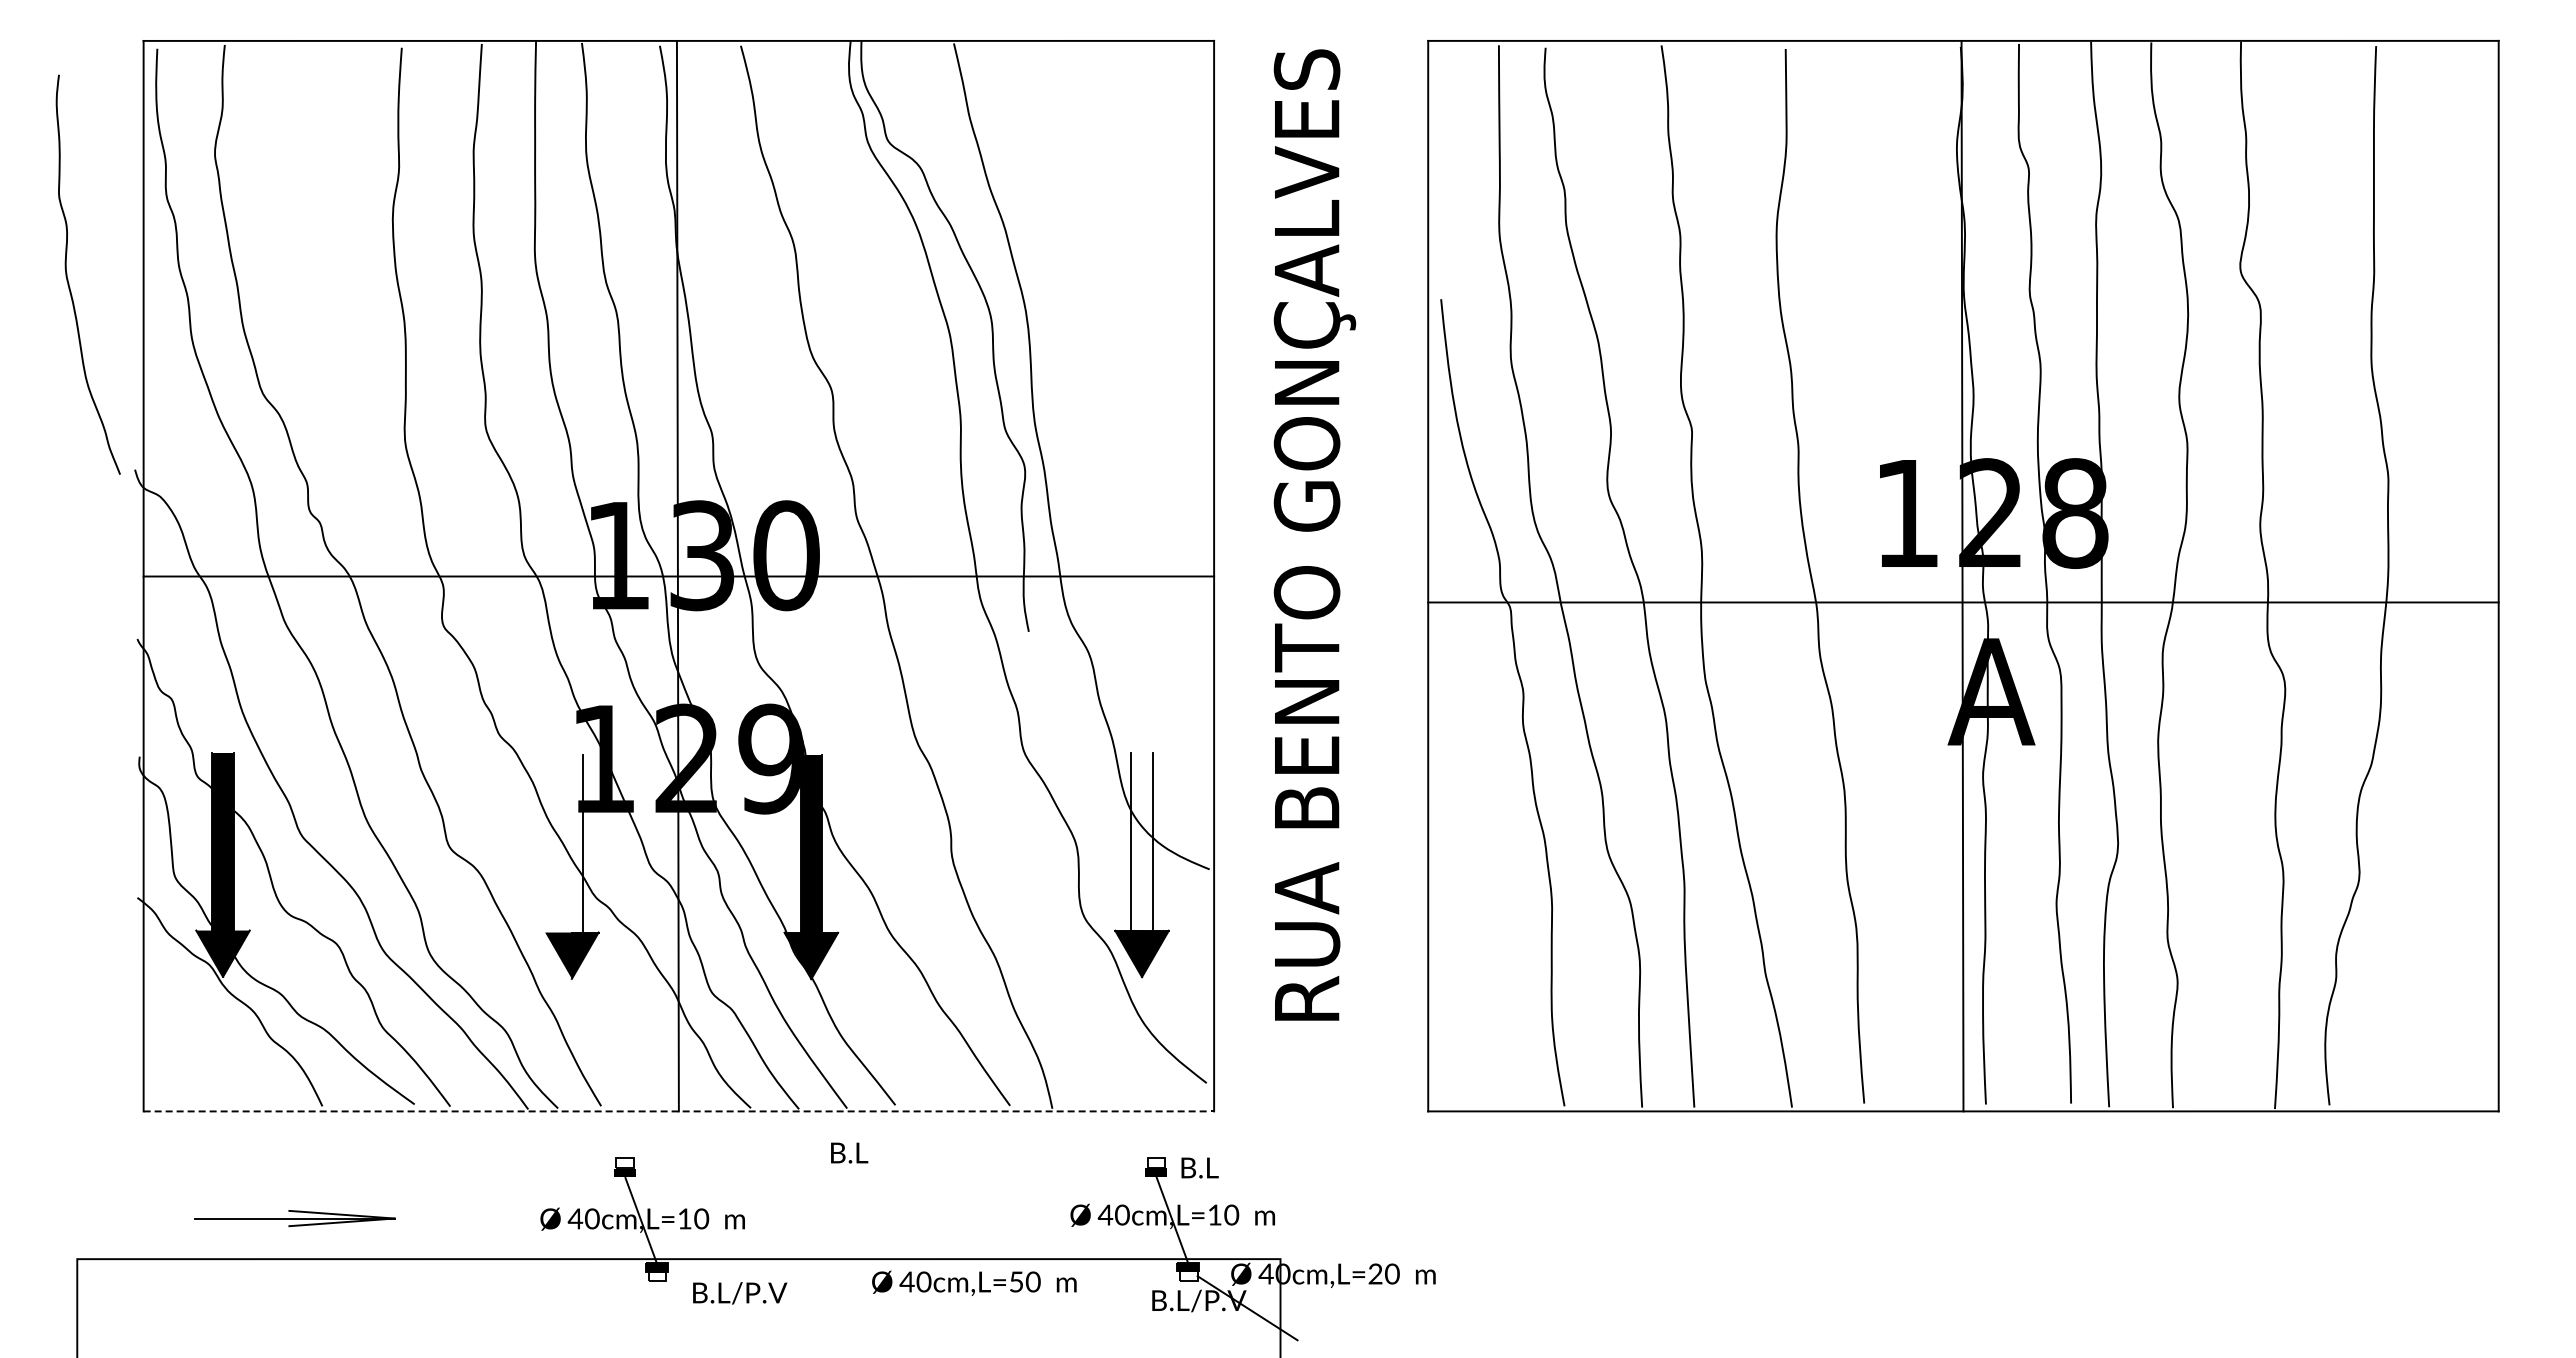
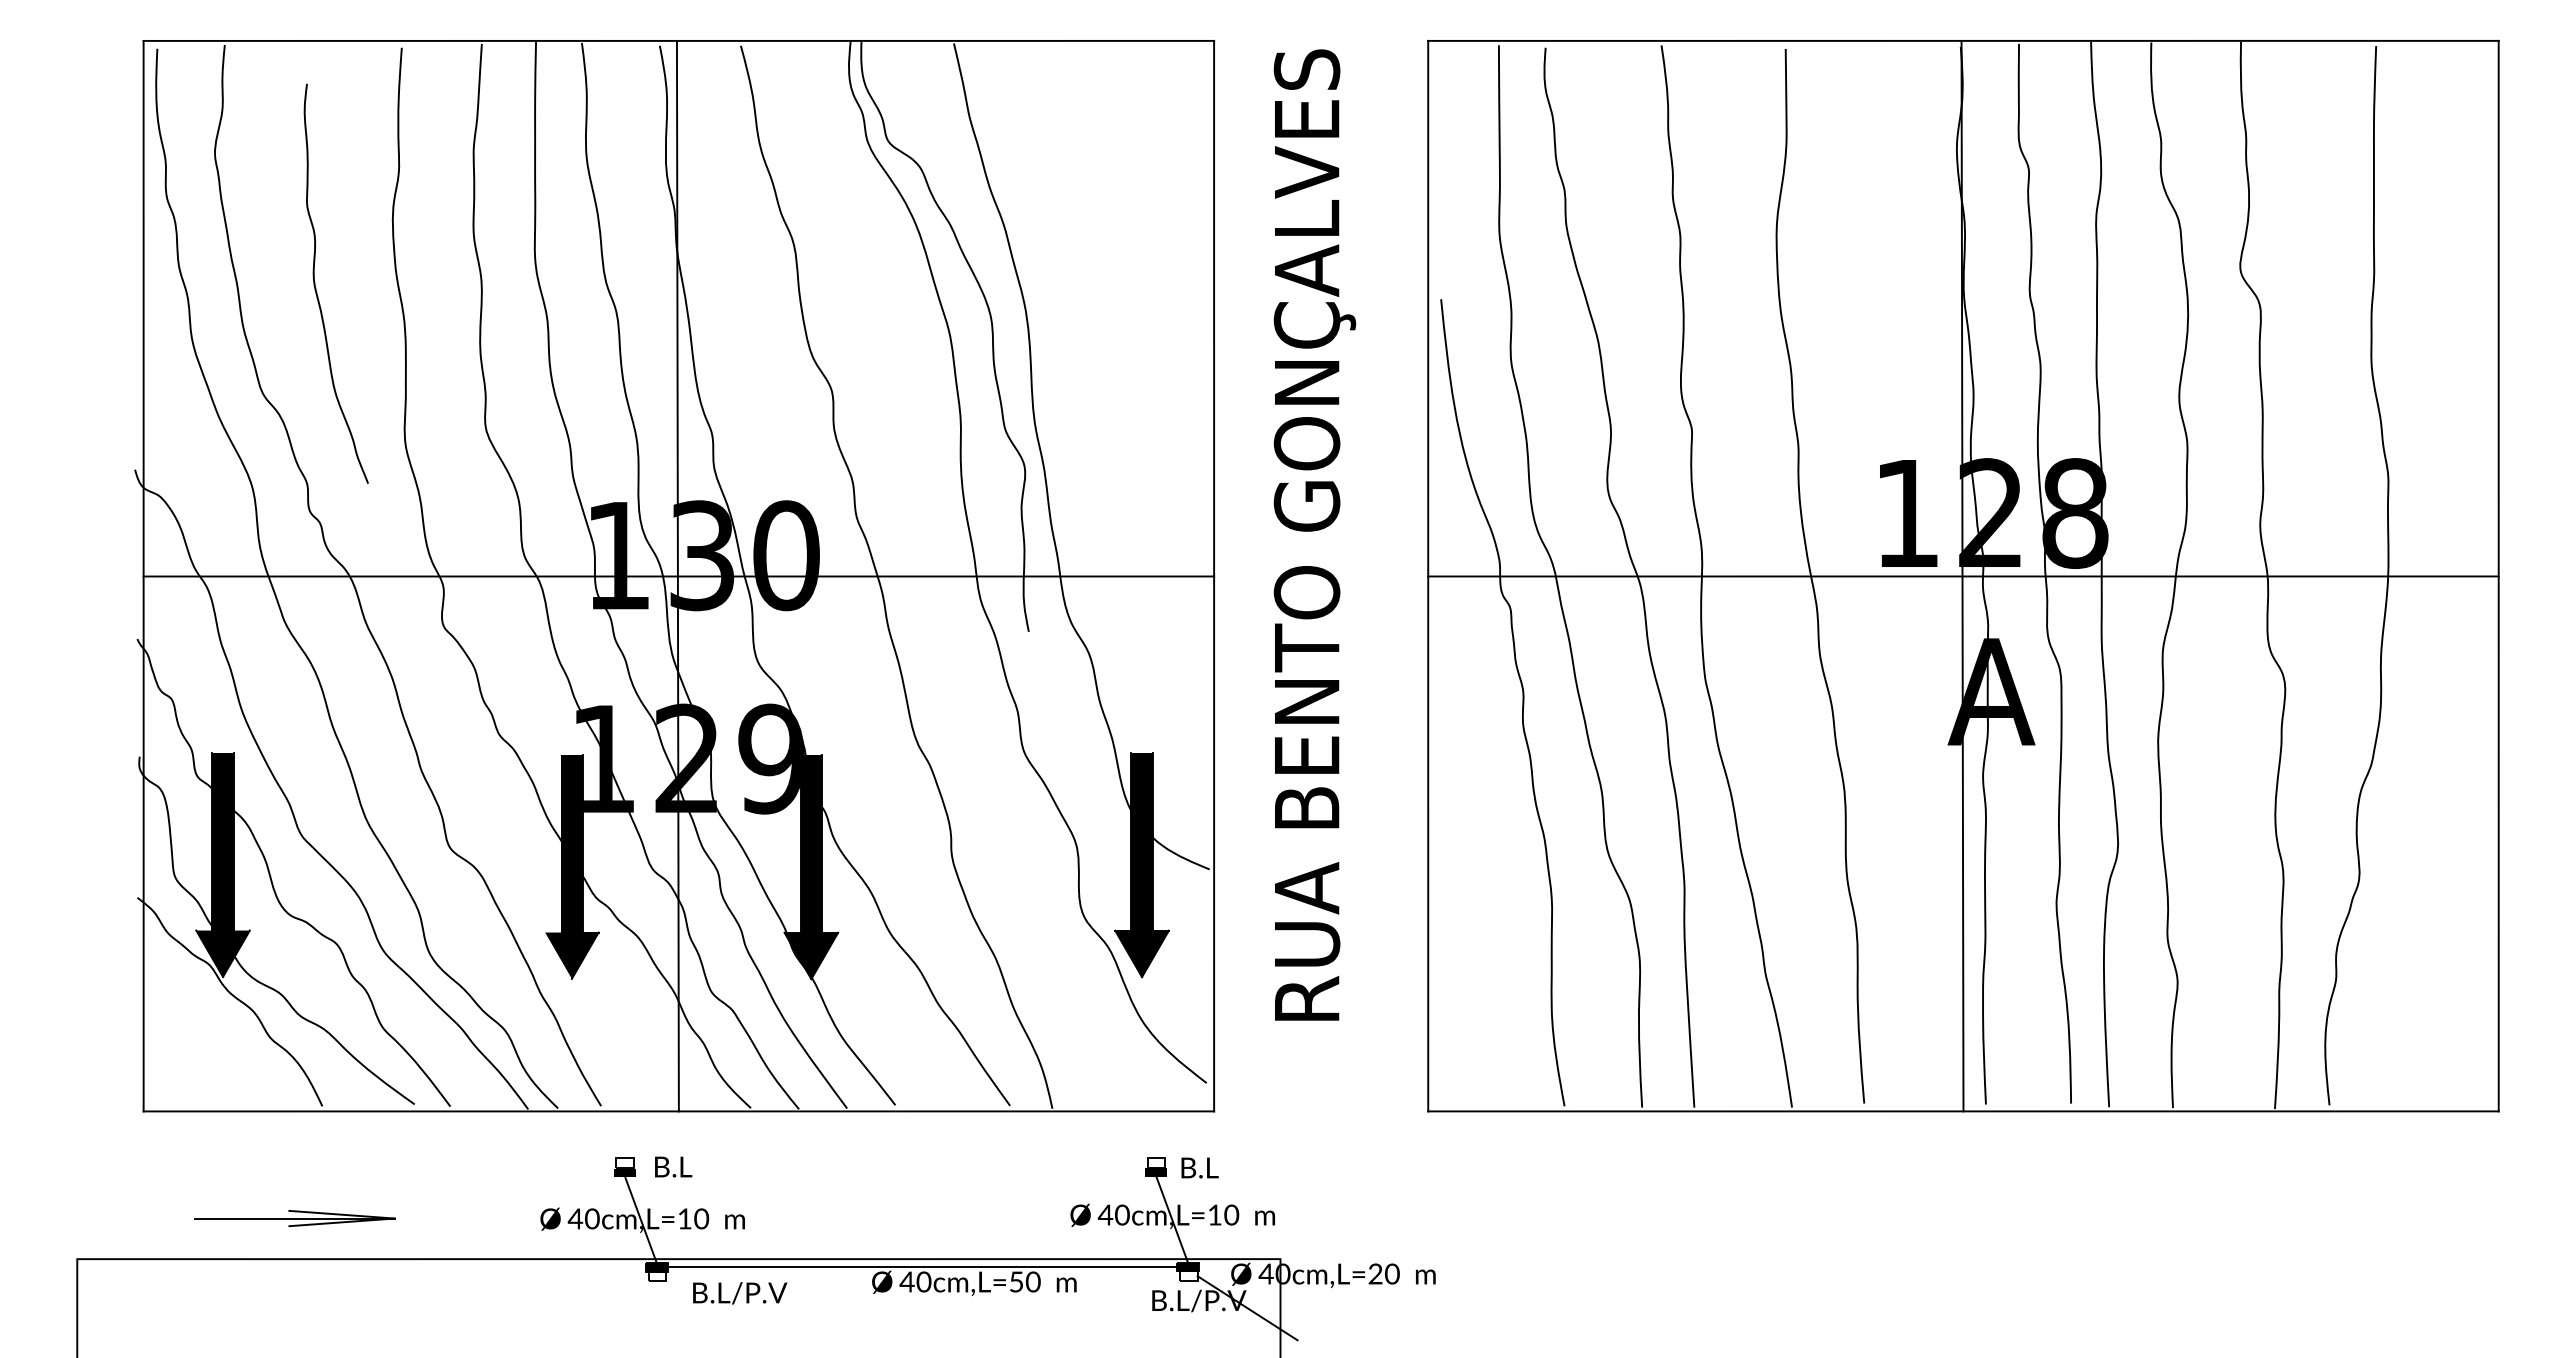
curve position: (68, 279) -> (316, 288) (316, 288)
line position: (1963, 602) -> (1963, 576) (1963, 576)
fill: none -> present (1141, 841)
fill: none -> present (571, 843)
line: dashed -> solid (679, 1111)
text position: (849, 1152) -> (673, 1166) (673, 1166)
line: none -> present (911, 1266)
